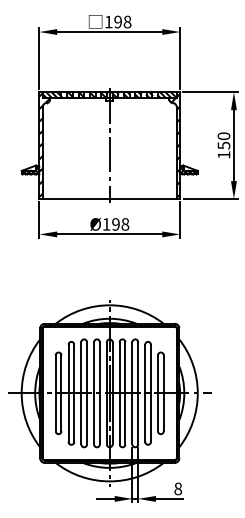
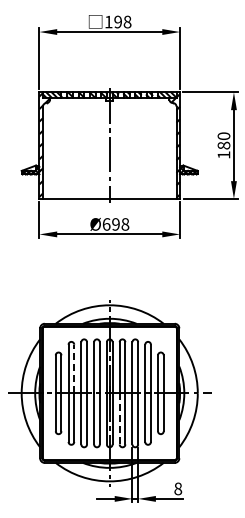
text: 150 -> 180 (223, 145)
text: Ø198 -> Ø698 (106, 224)
line: solid -> dashed (74, 368)
line: solid -> dashed (119, 418)
